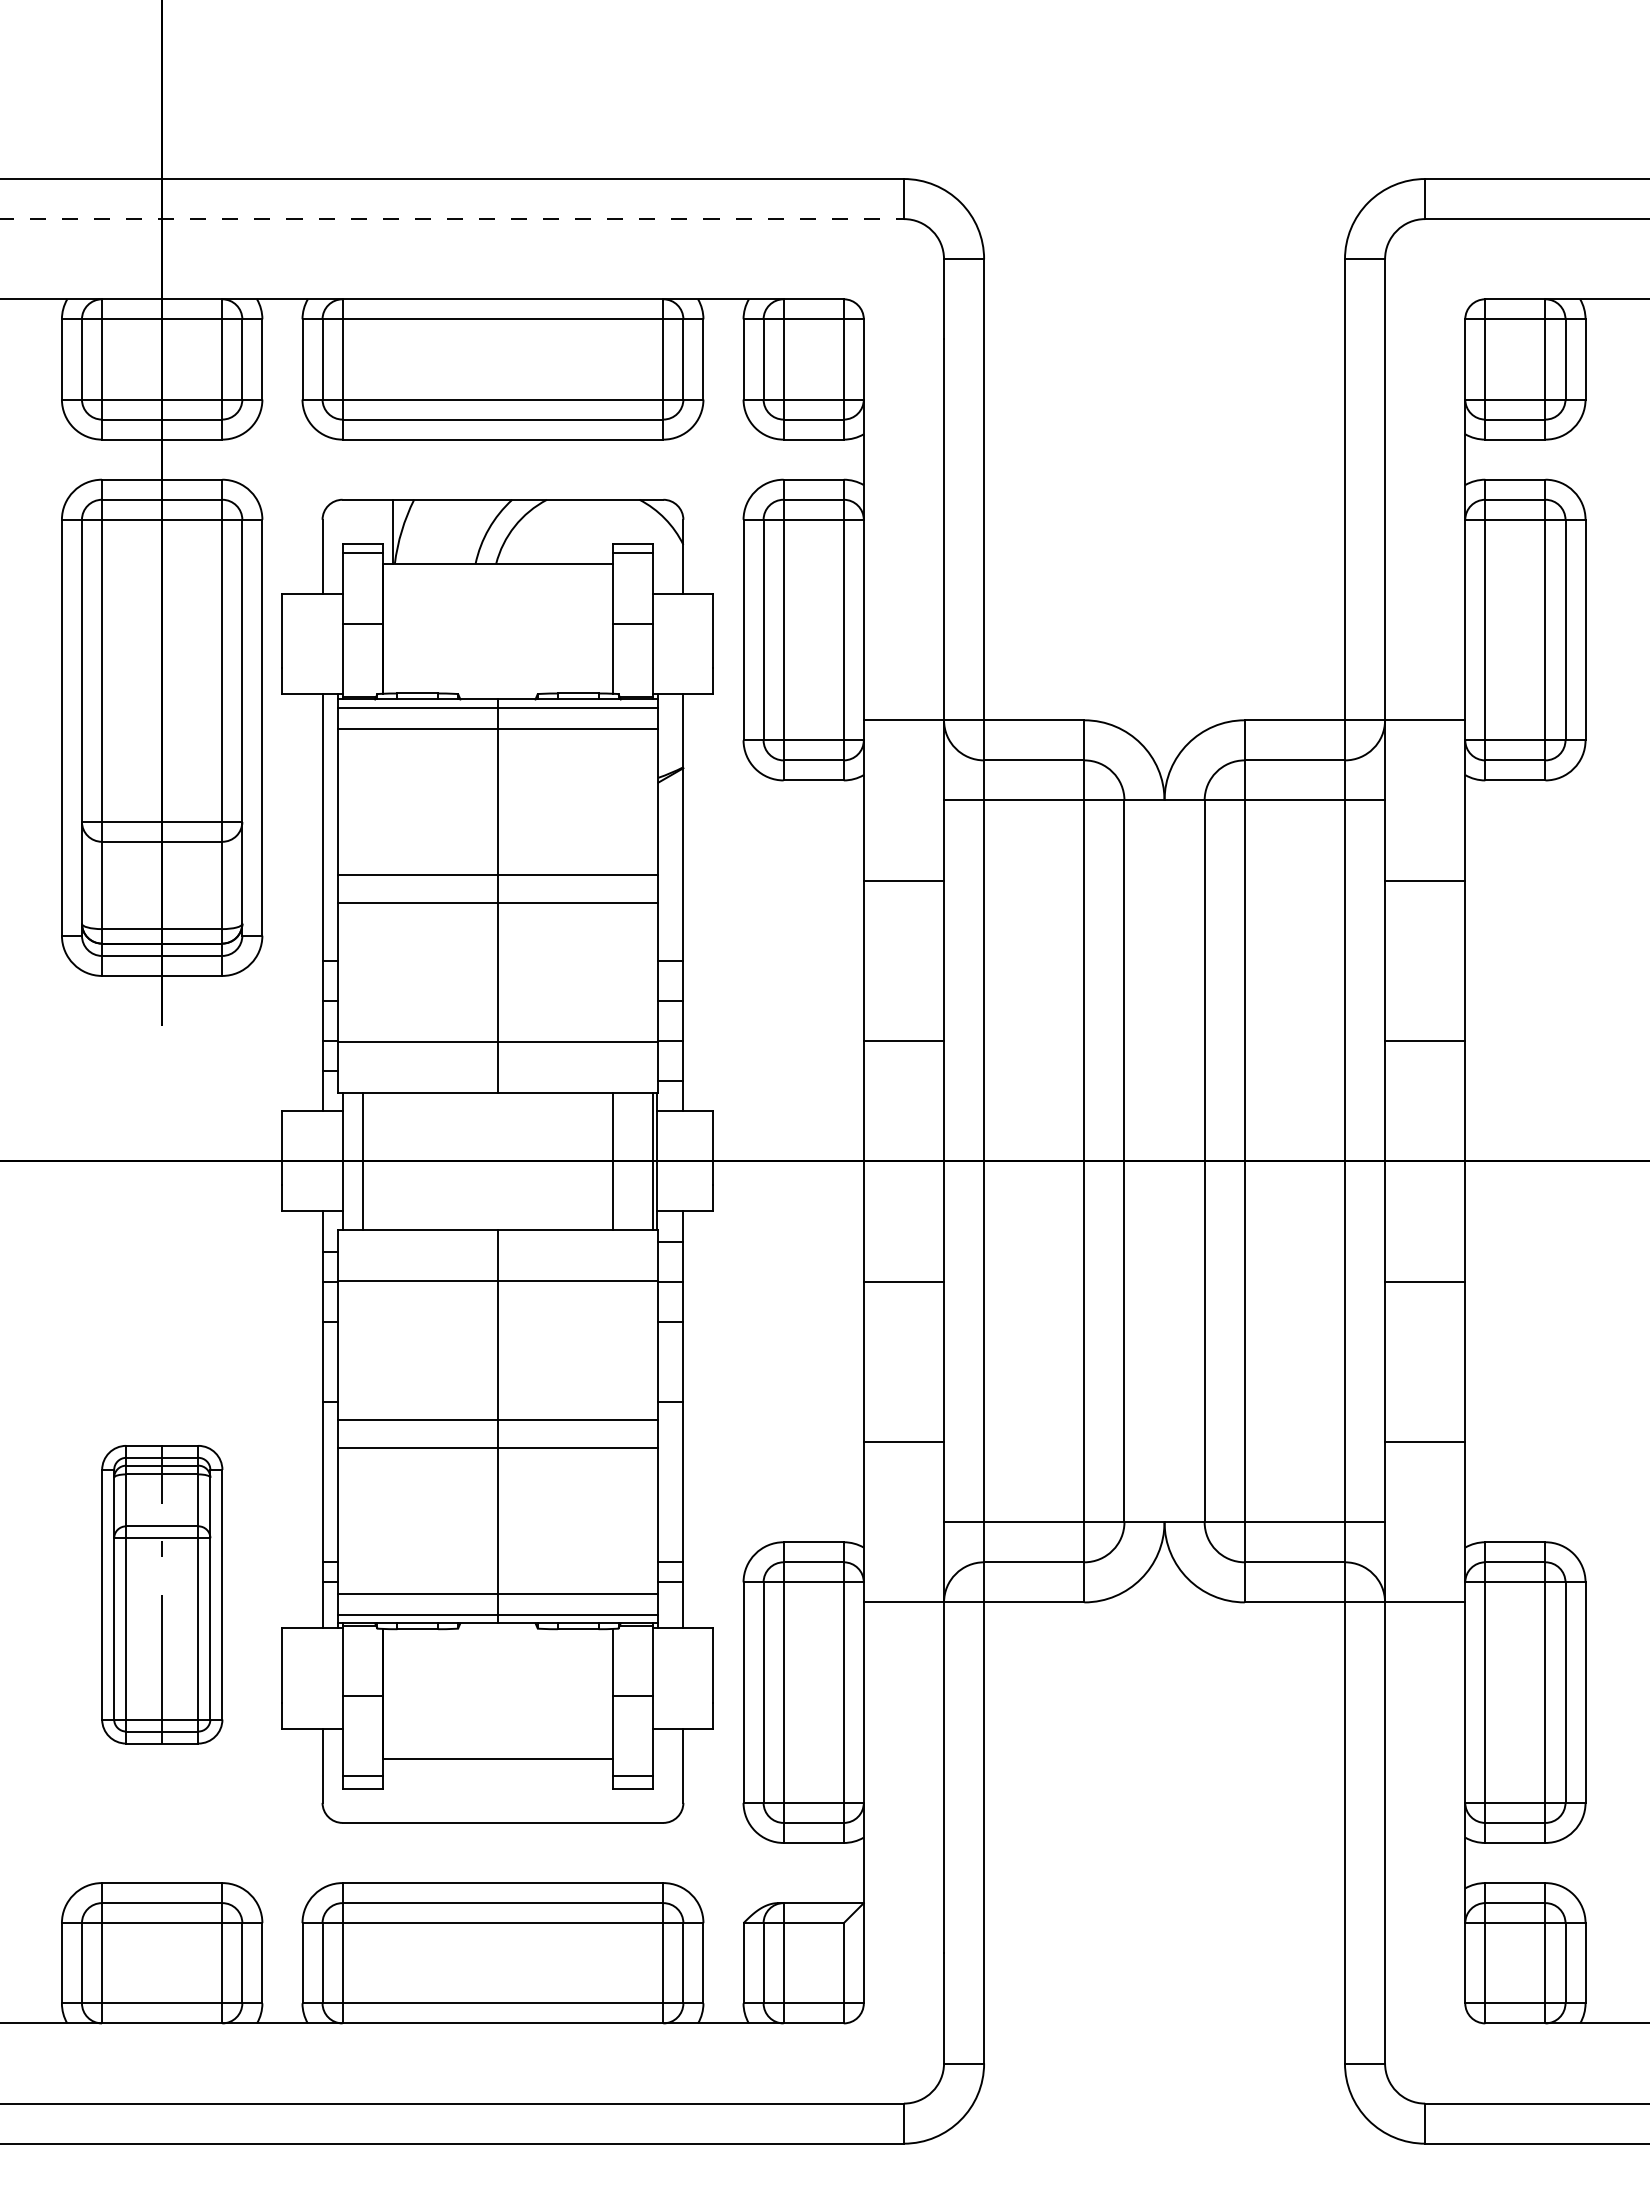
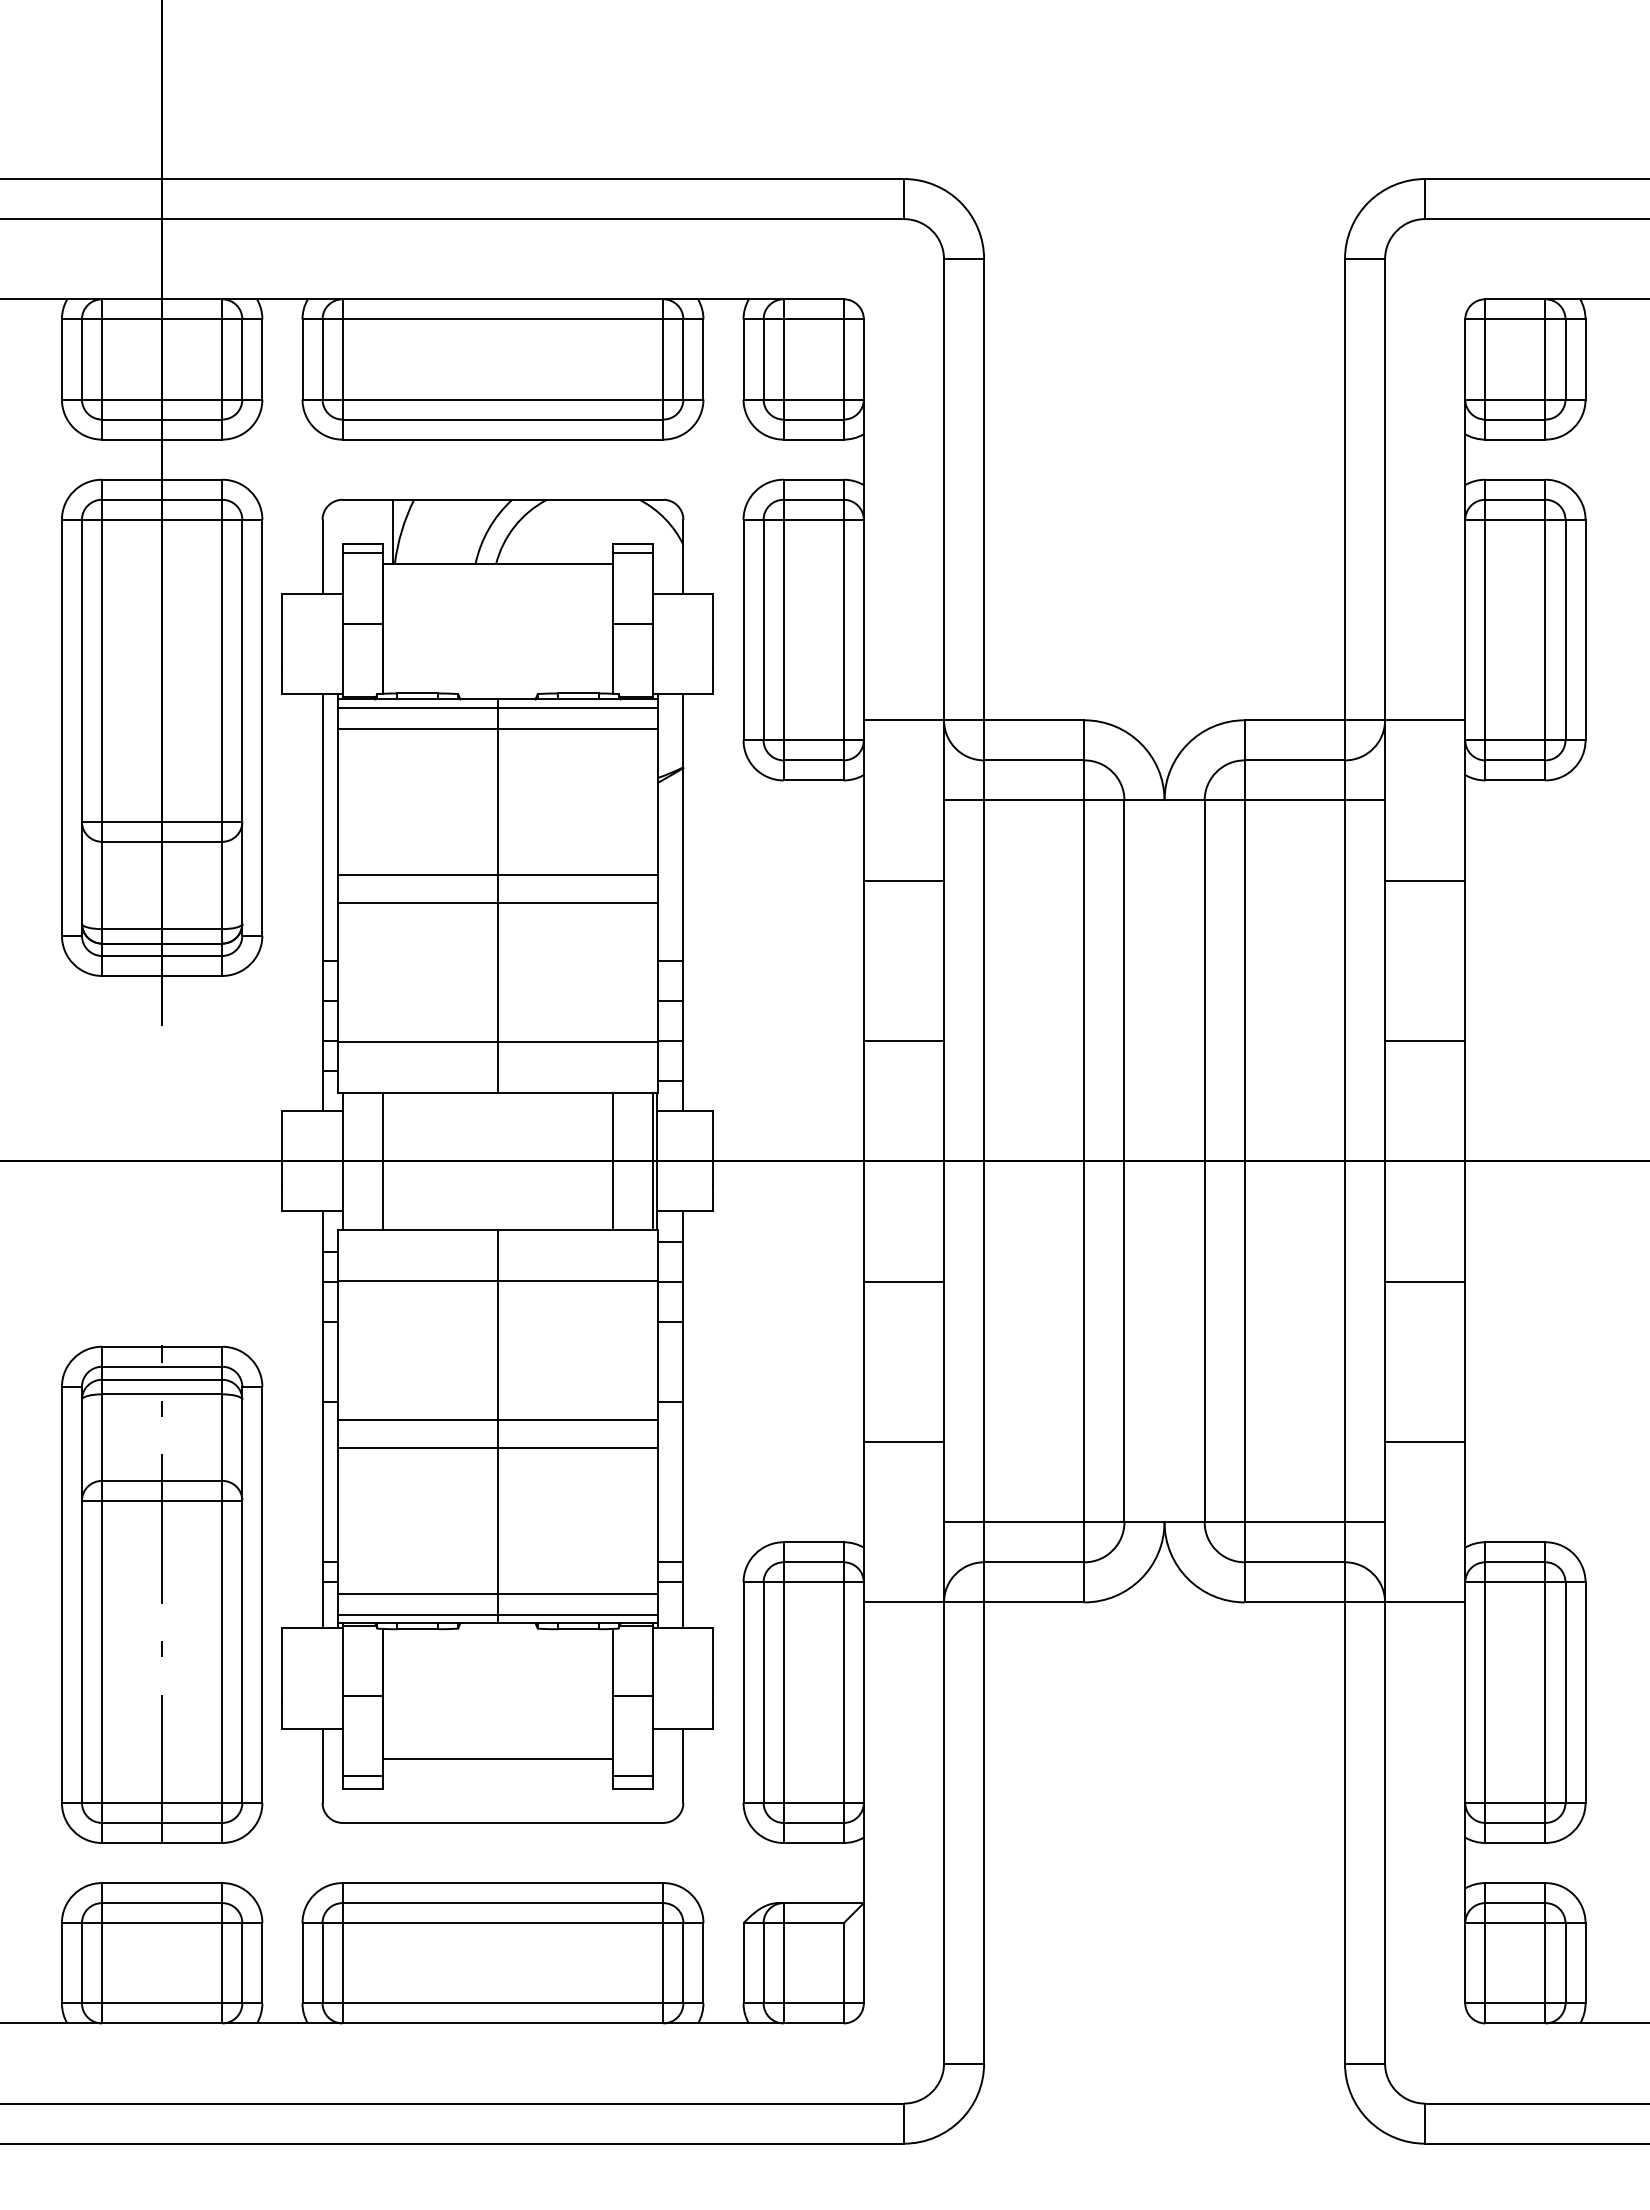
line: dashed -> solid (452, 219)
line position: (362, 1161) -> (382, 1161) (382, 1161)
part size: 123x300 px -> 203x499 px (162, 1594)
